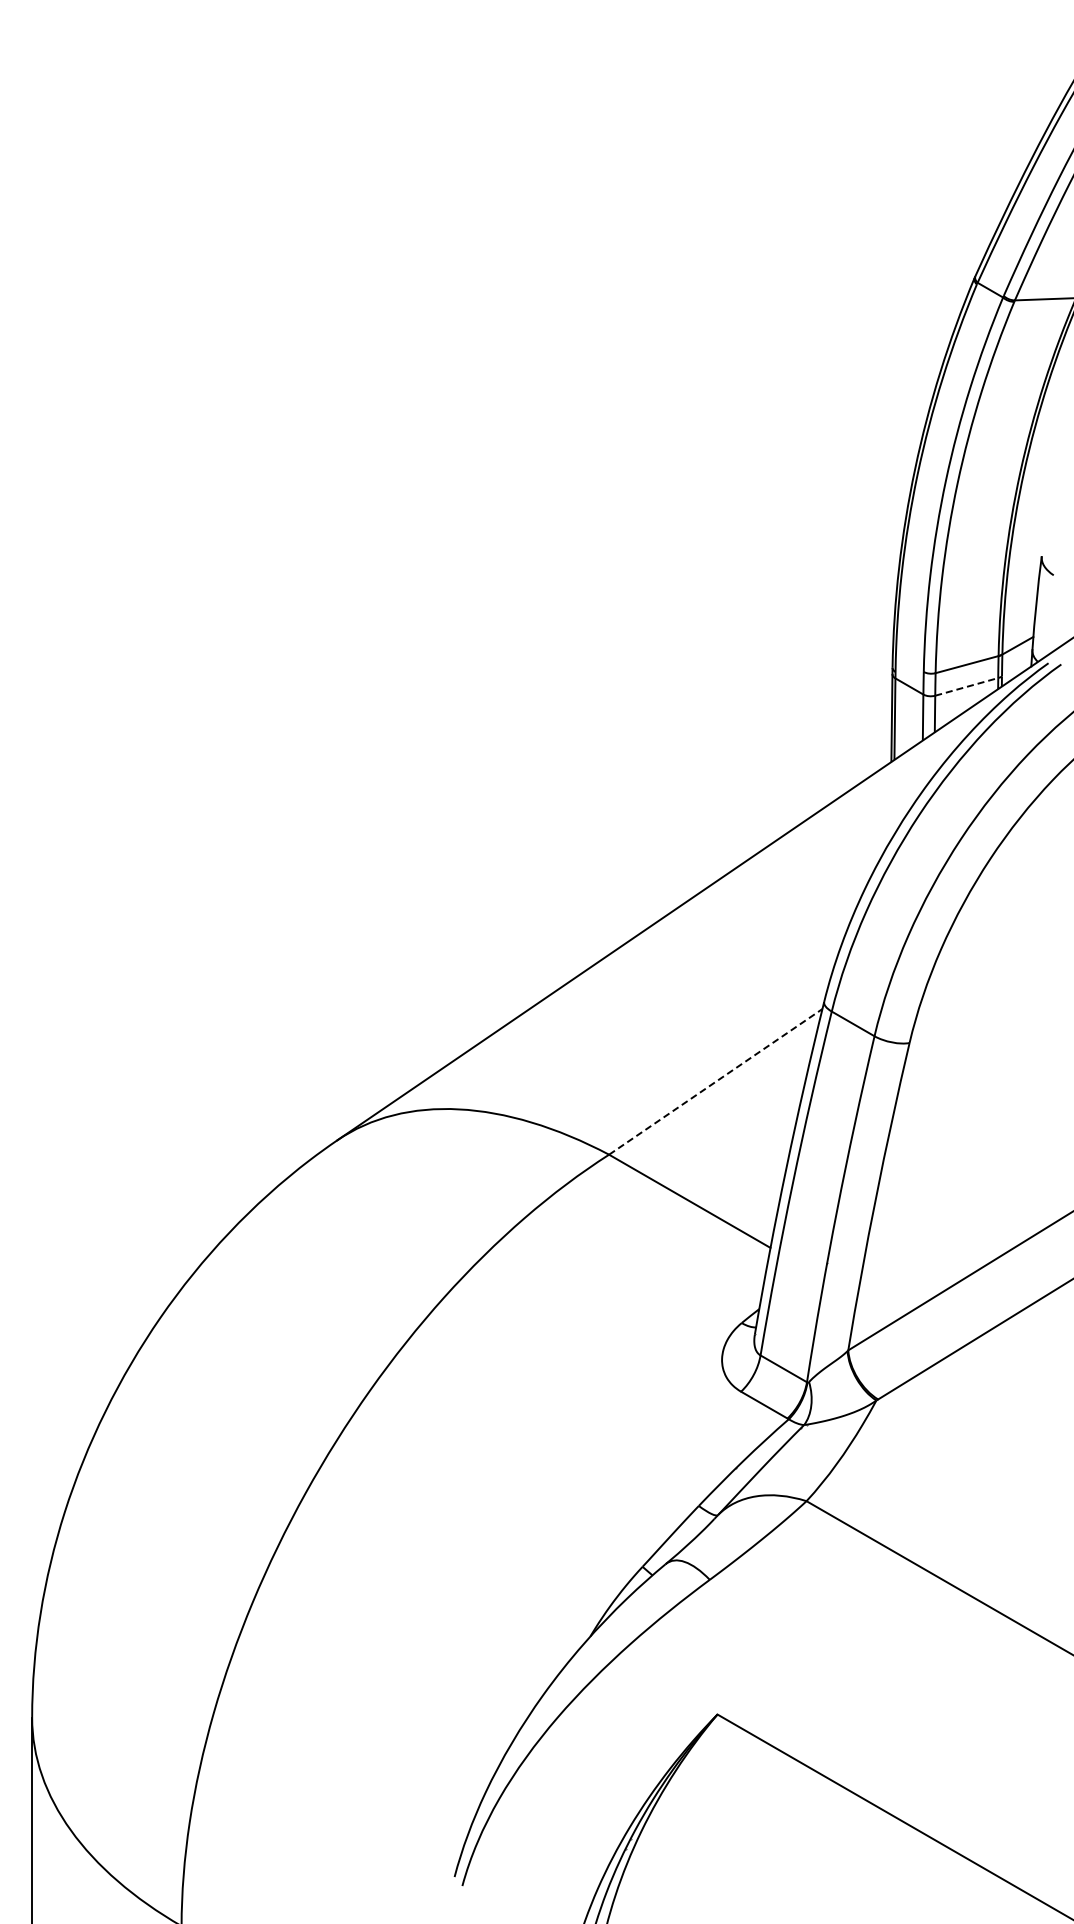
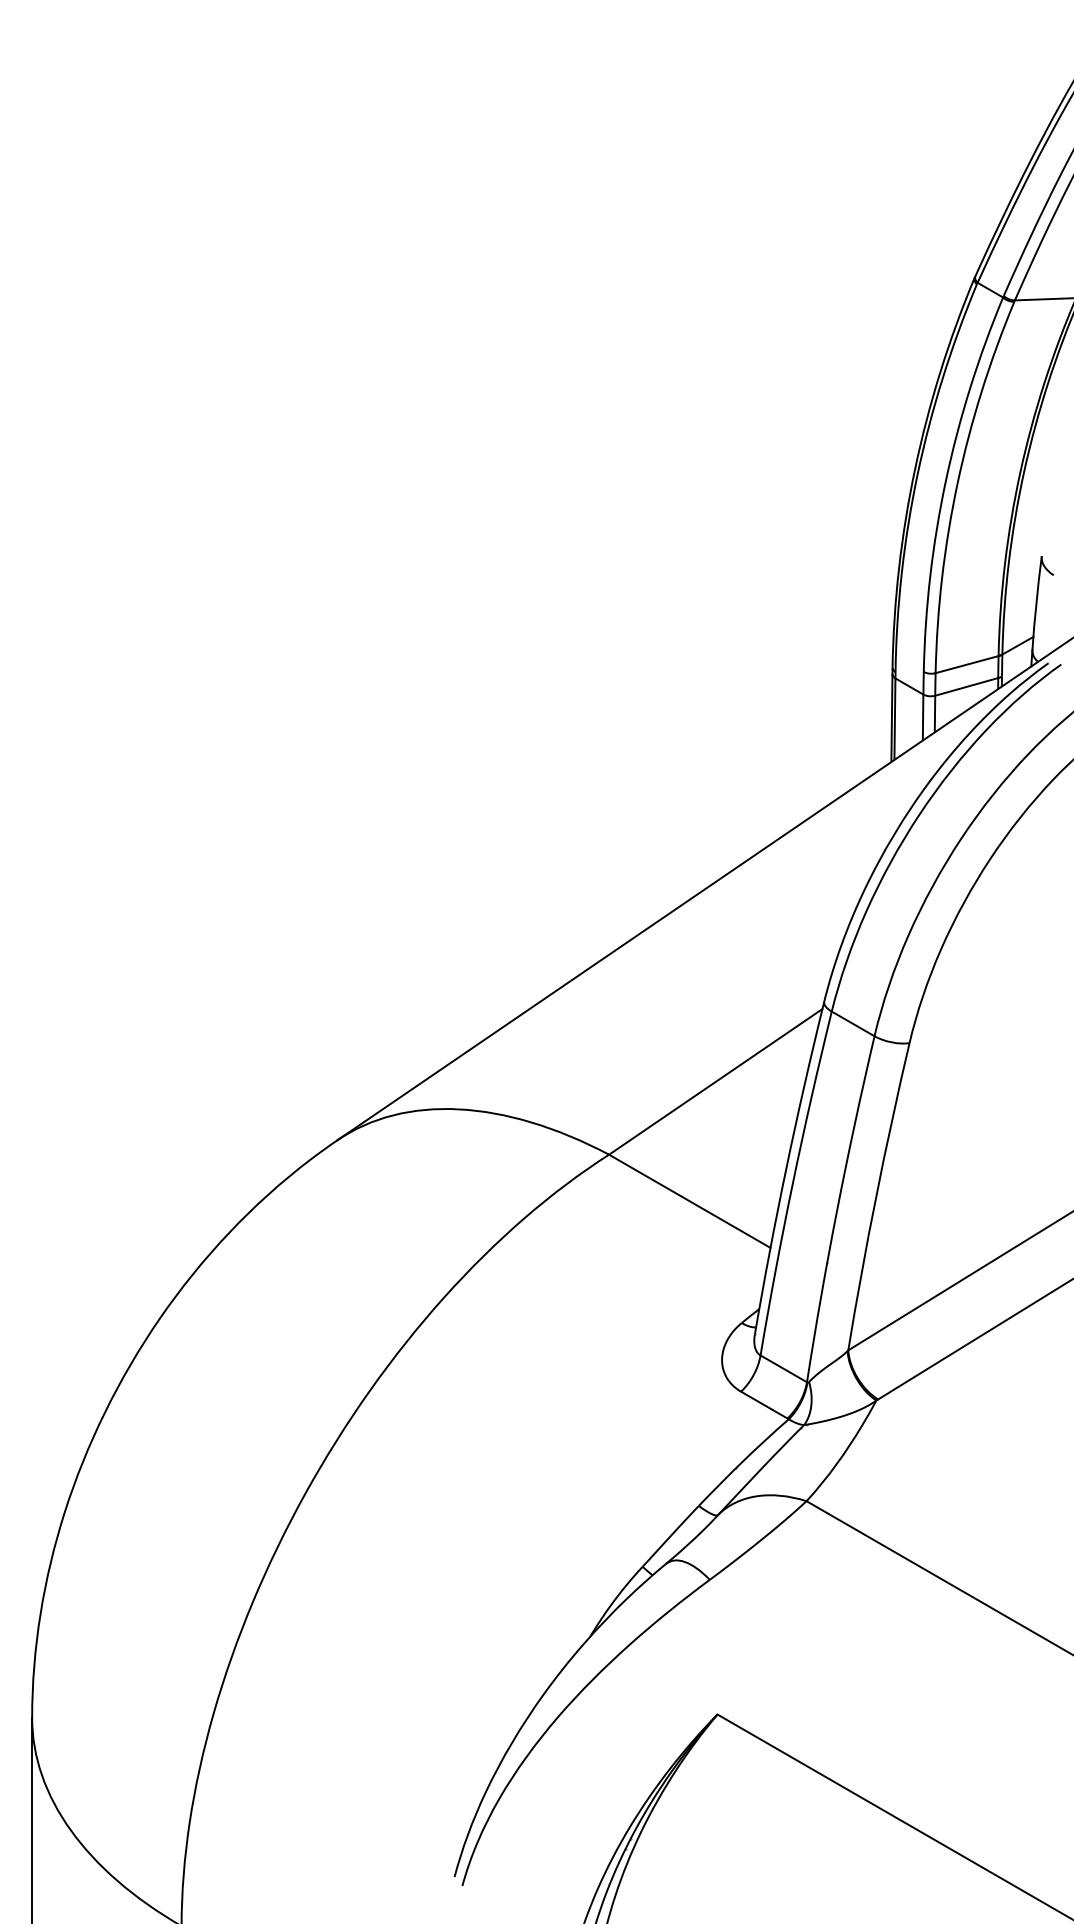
line: dashed -> solid (966, 686)
line: dashed -> solid (716, 1081)
